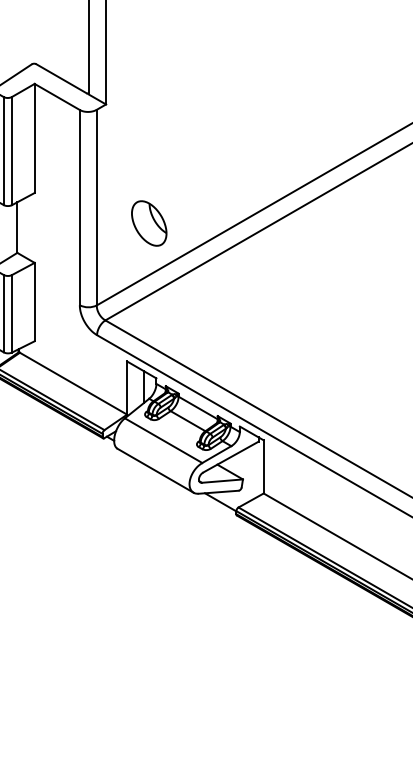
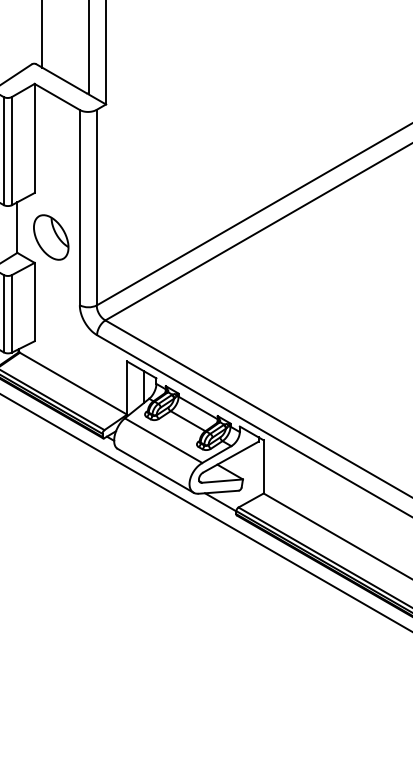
line: none -> present (42, 34)
part position: (149, 223) -> (51, 237) (51, 237)
line: none -> present (205, 512)
